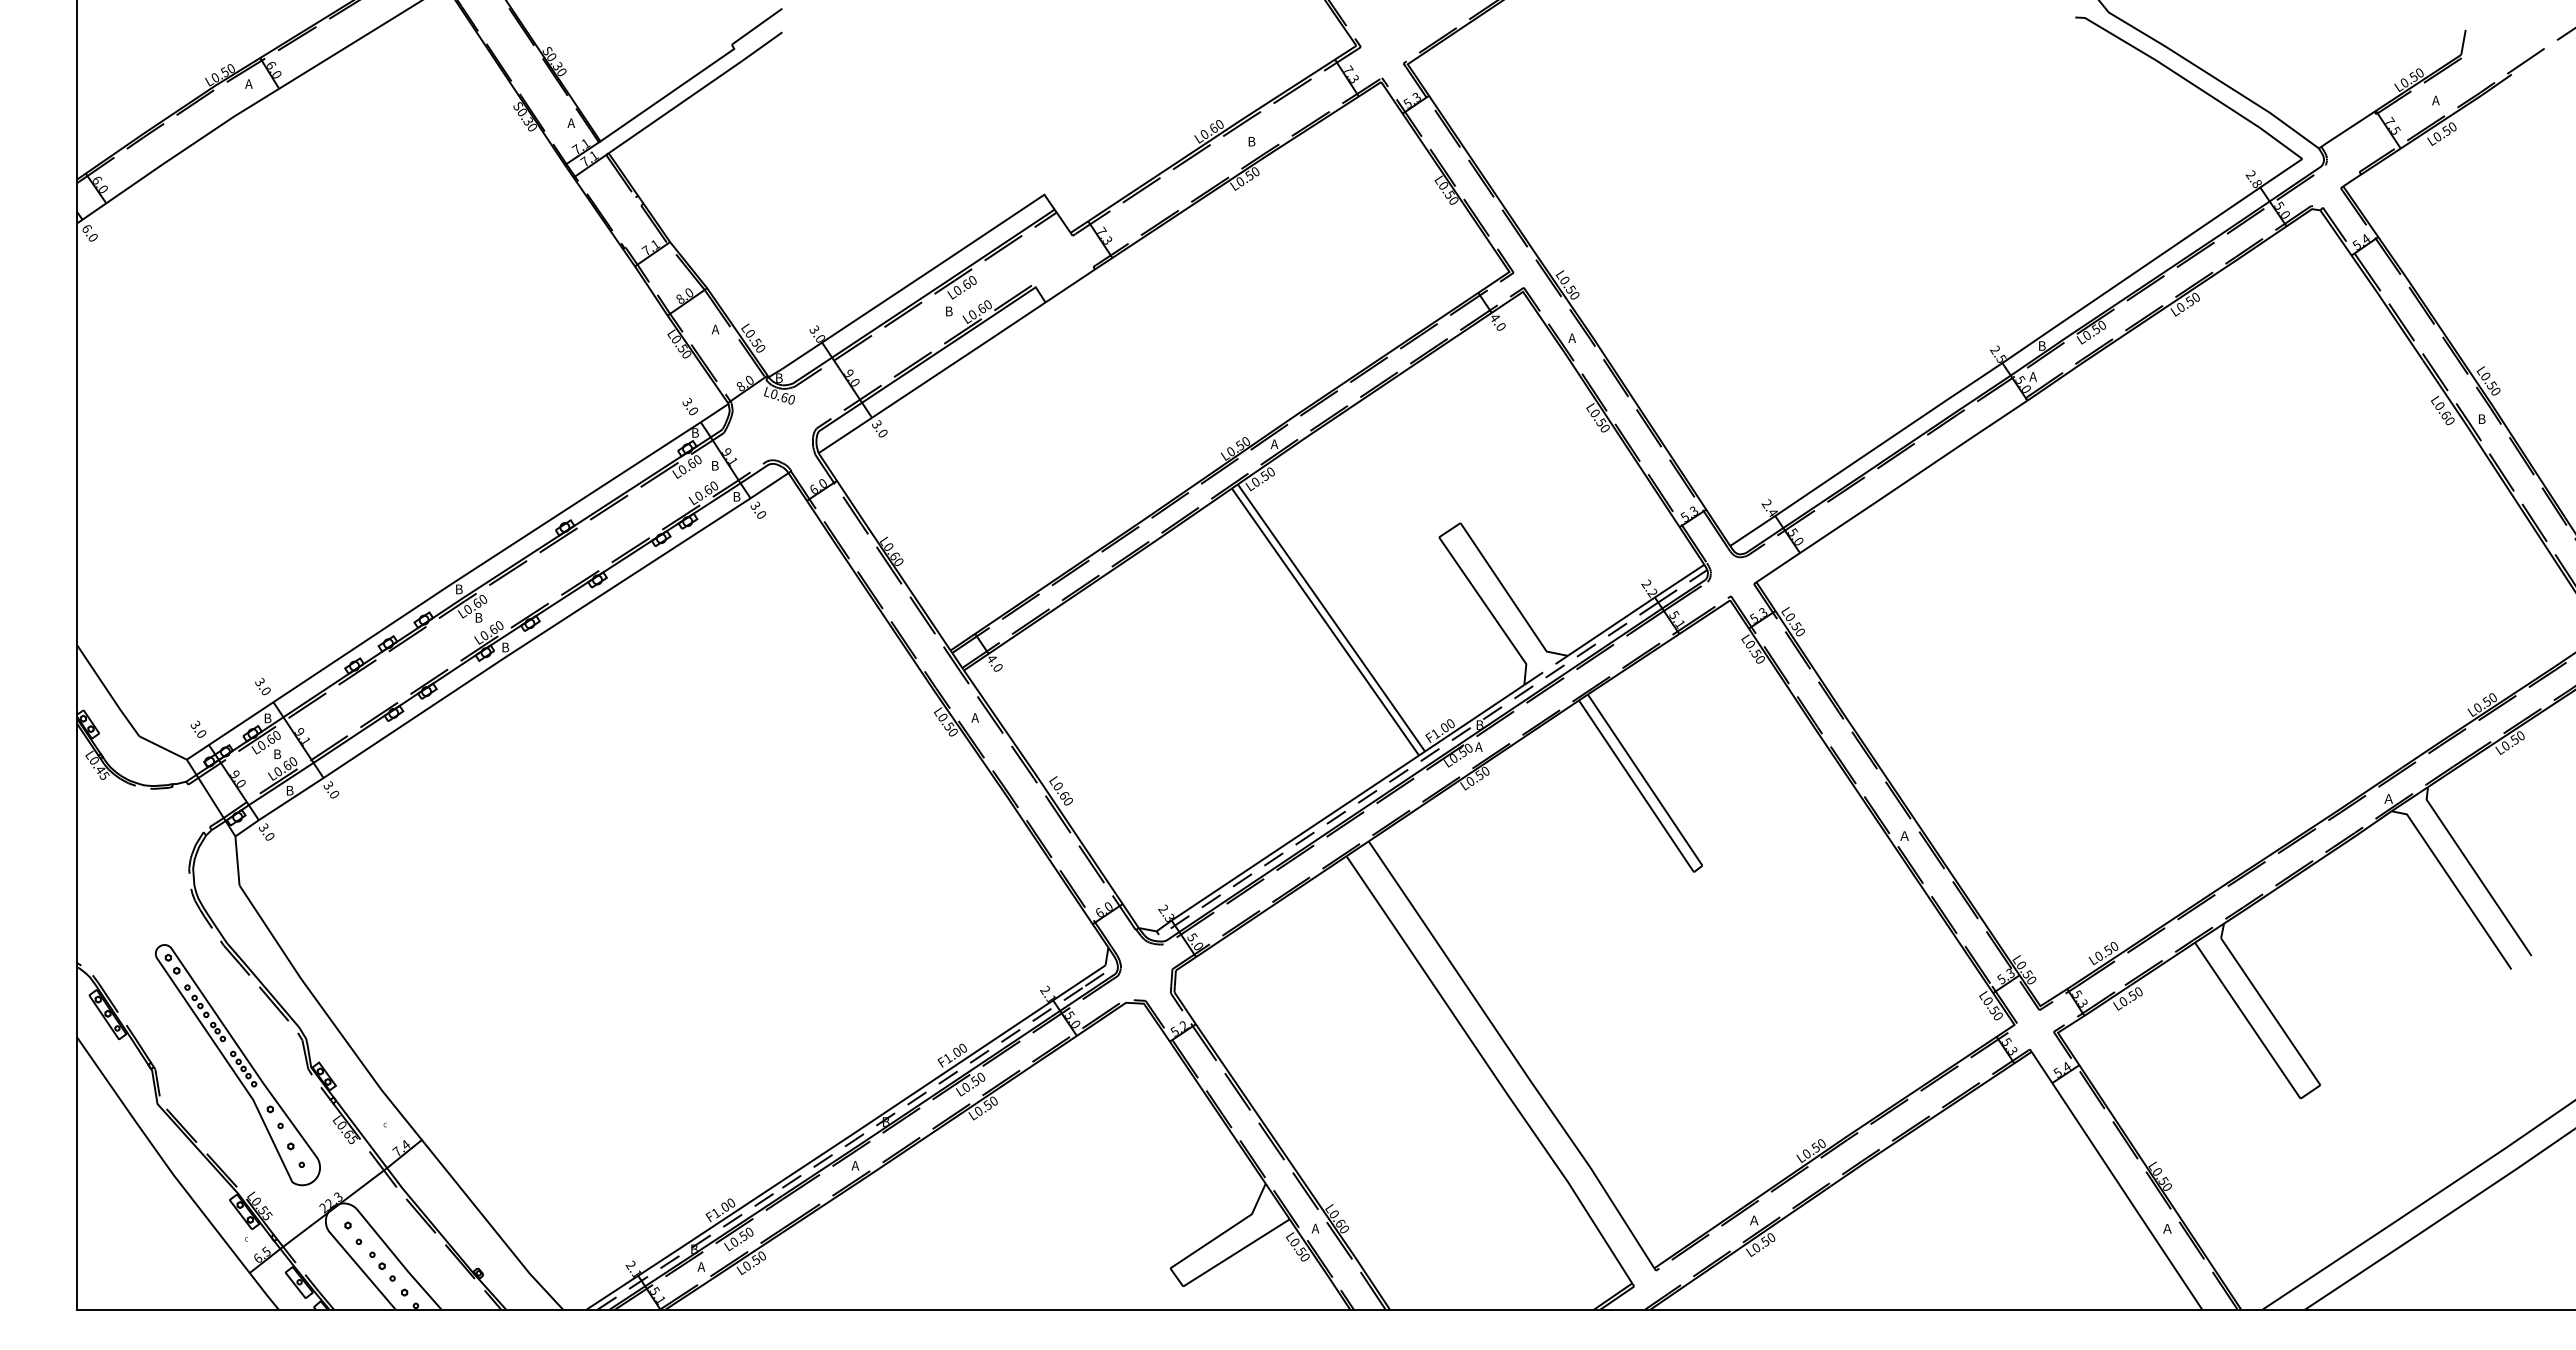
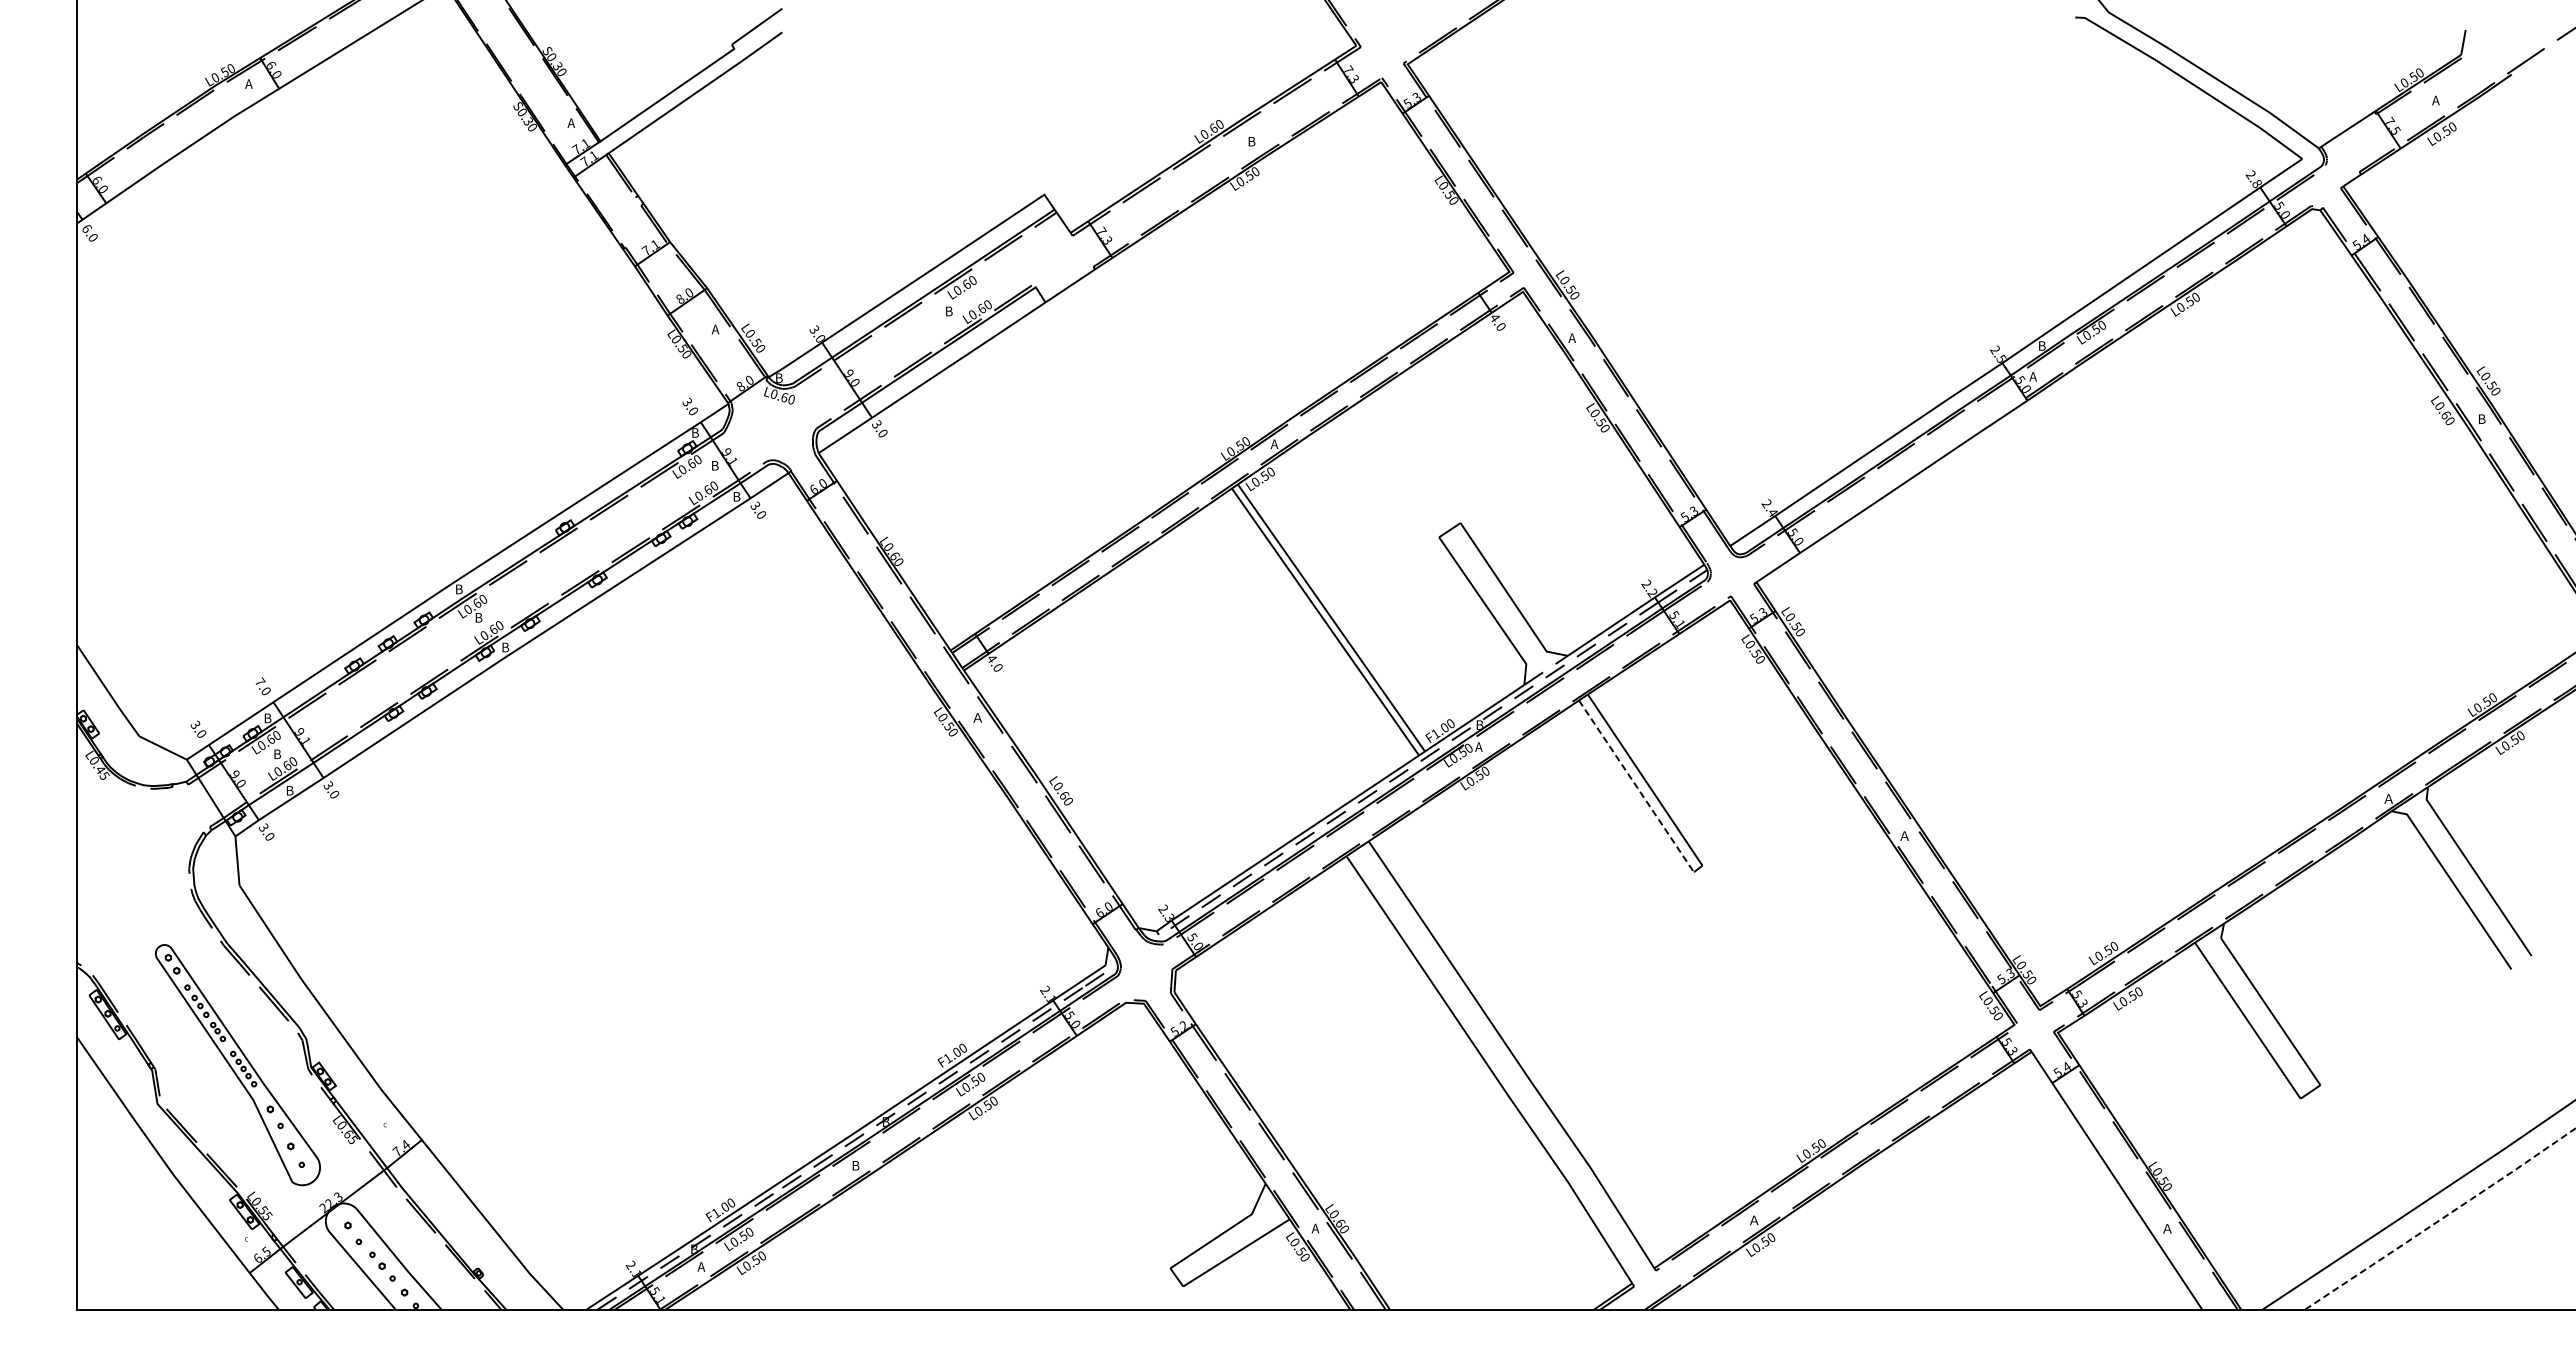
text: 3.0 -> 7.0 (260, 681)
text: A -> Ａ (976, 717)
line: solid -> dashed (1637, 788)
text: A -> B (855, 1165)
line: solid -> dashed (2441, 1219)
